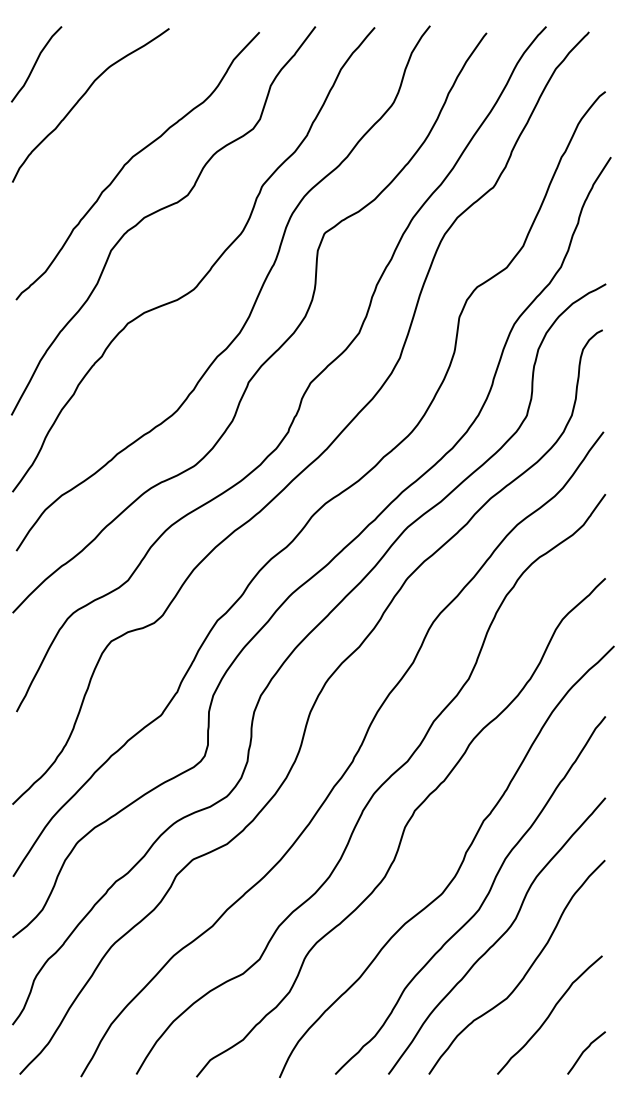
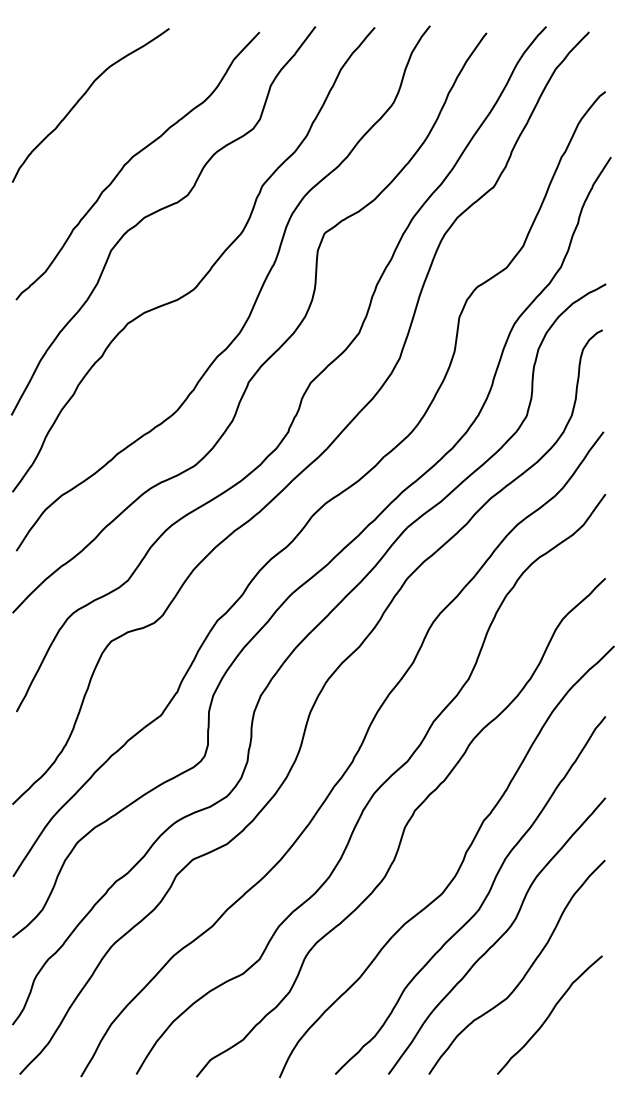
curve: present -> none (36, 63)
curve: present -> none (585, 1051)
